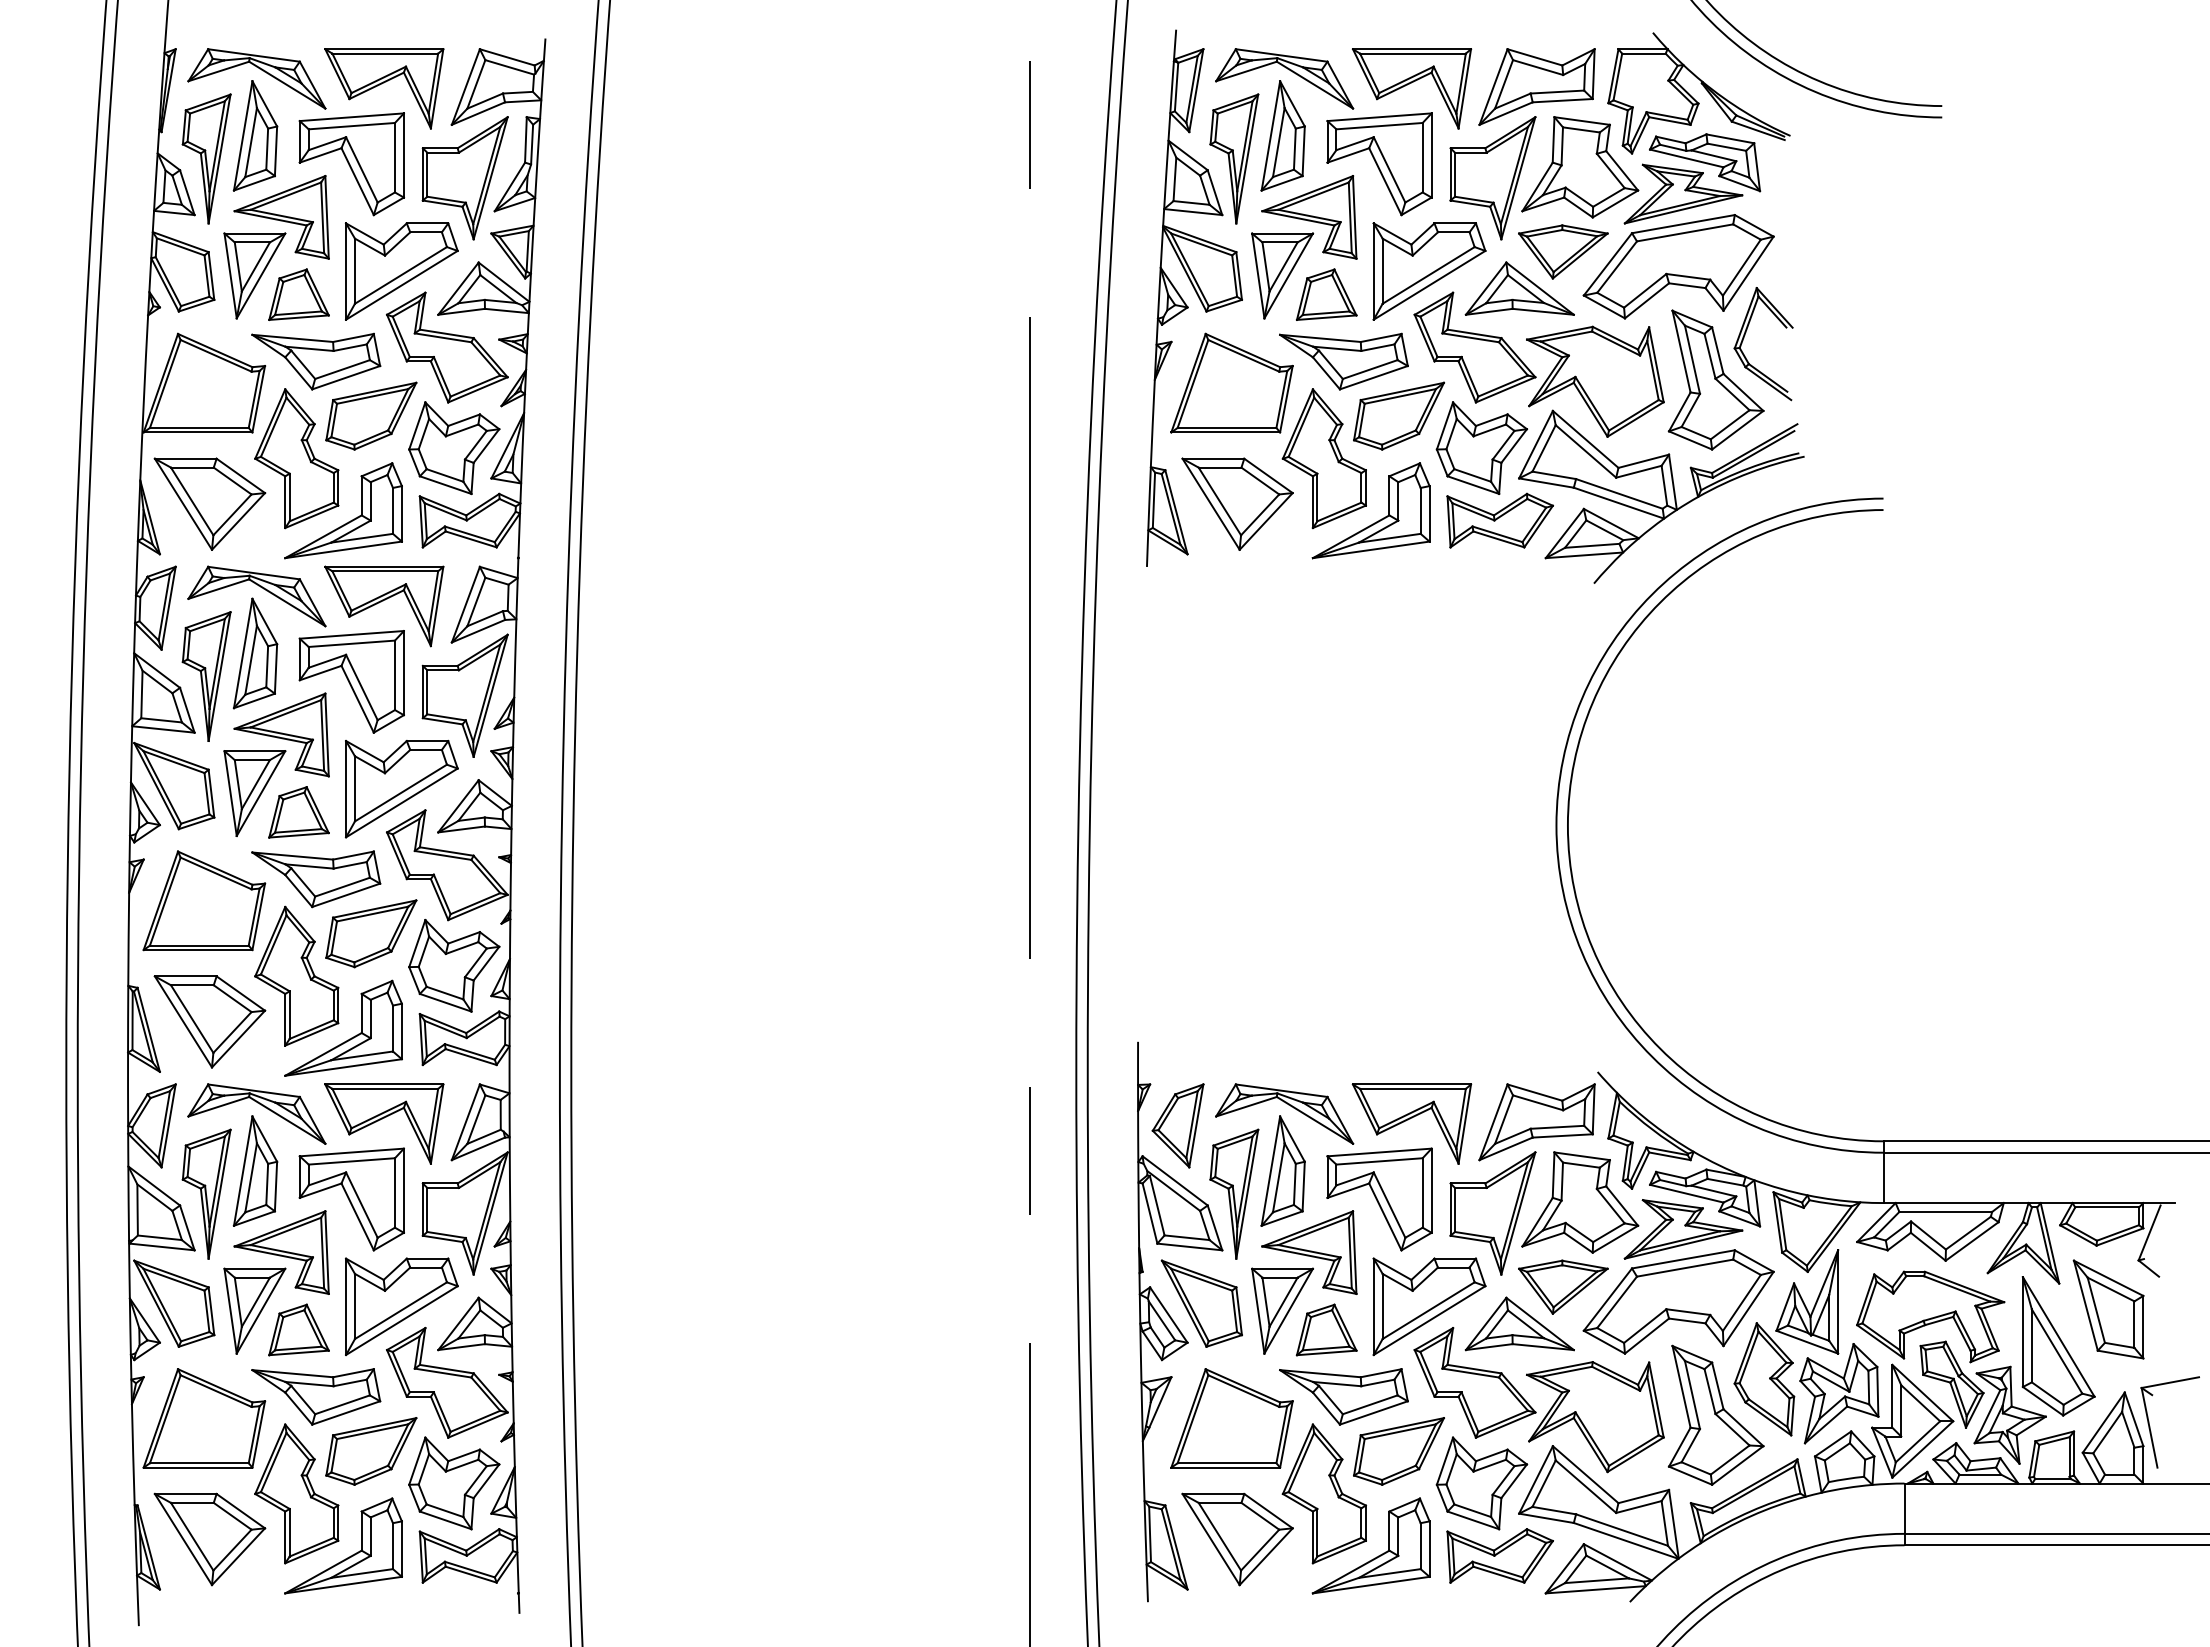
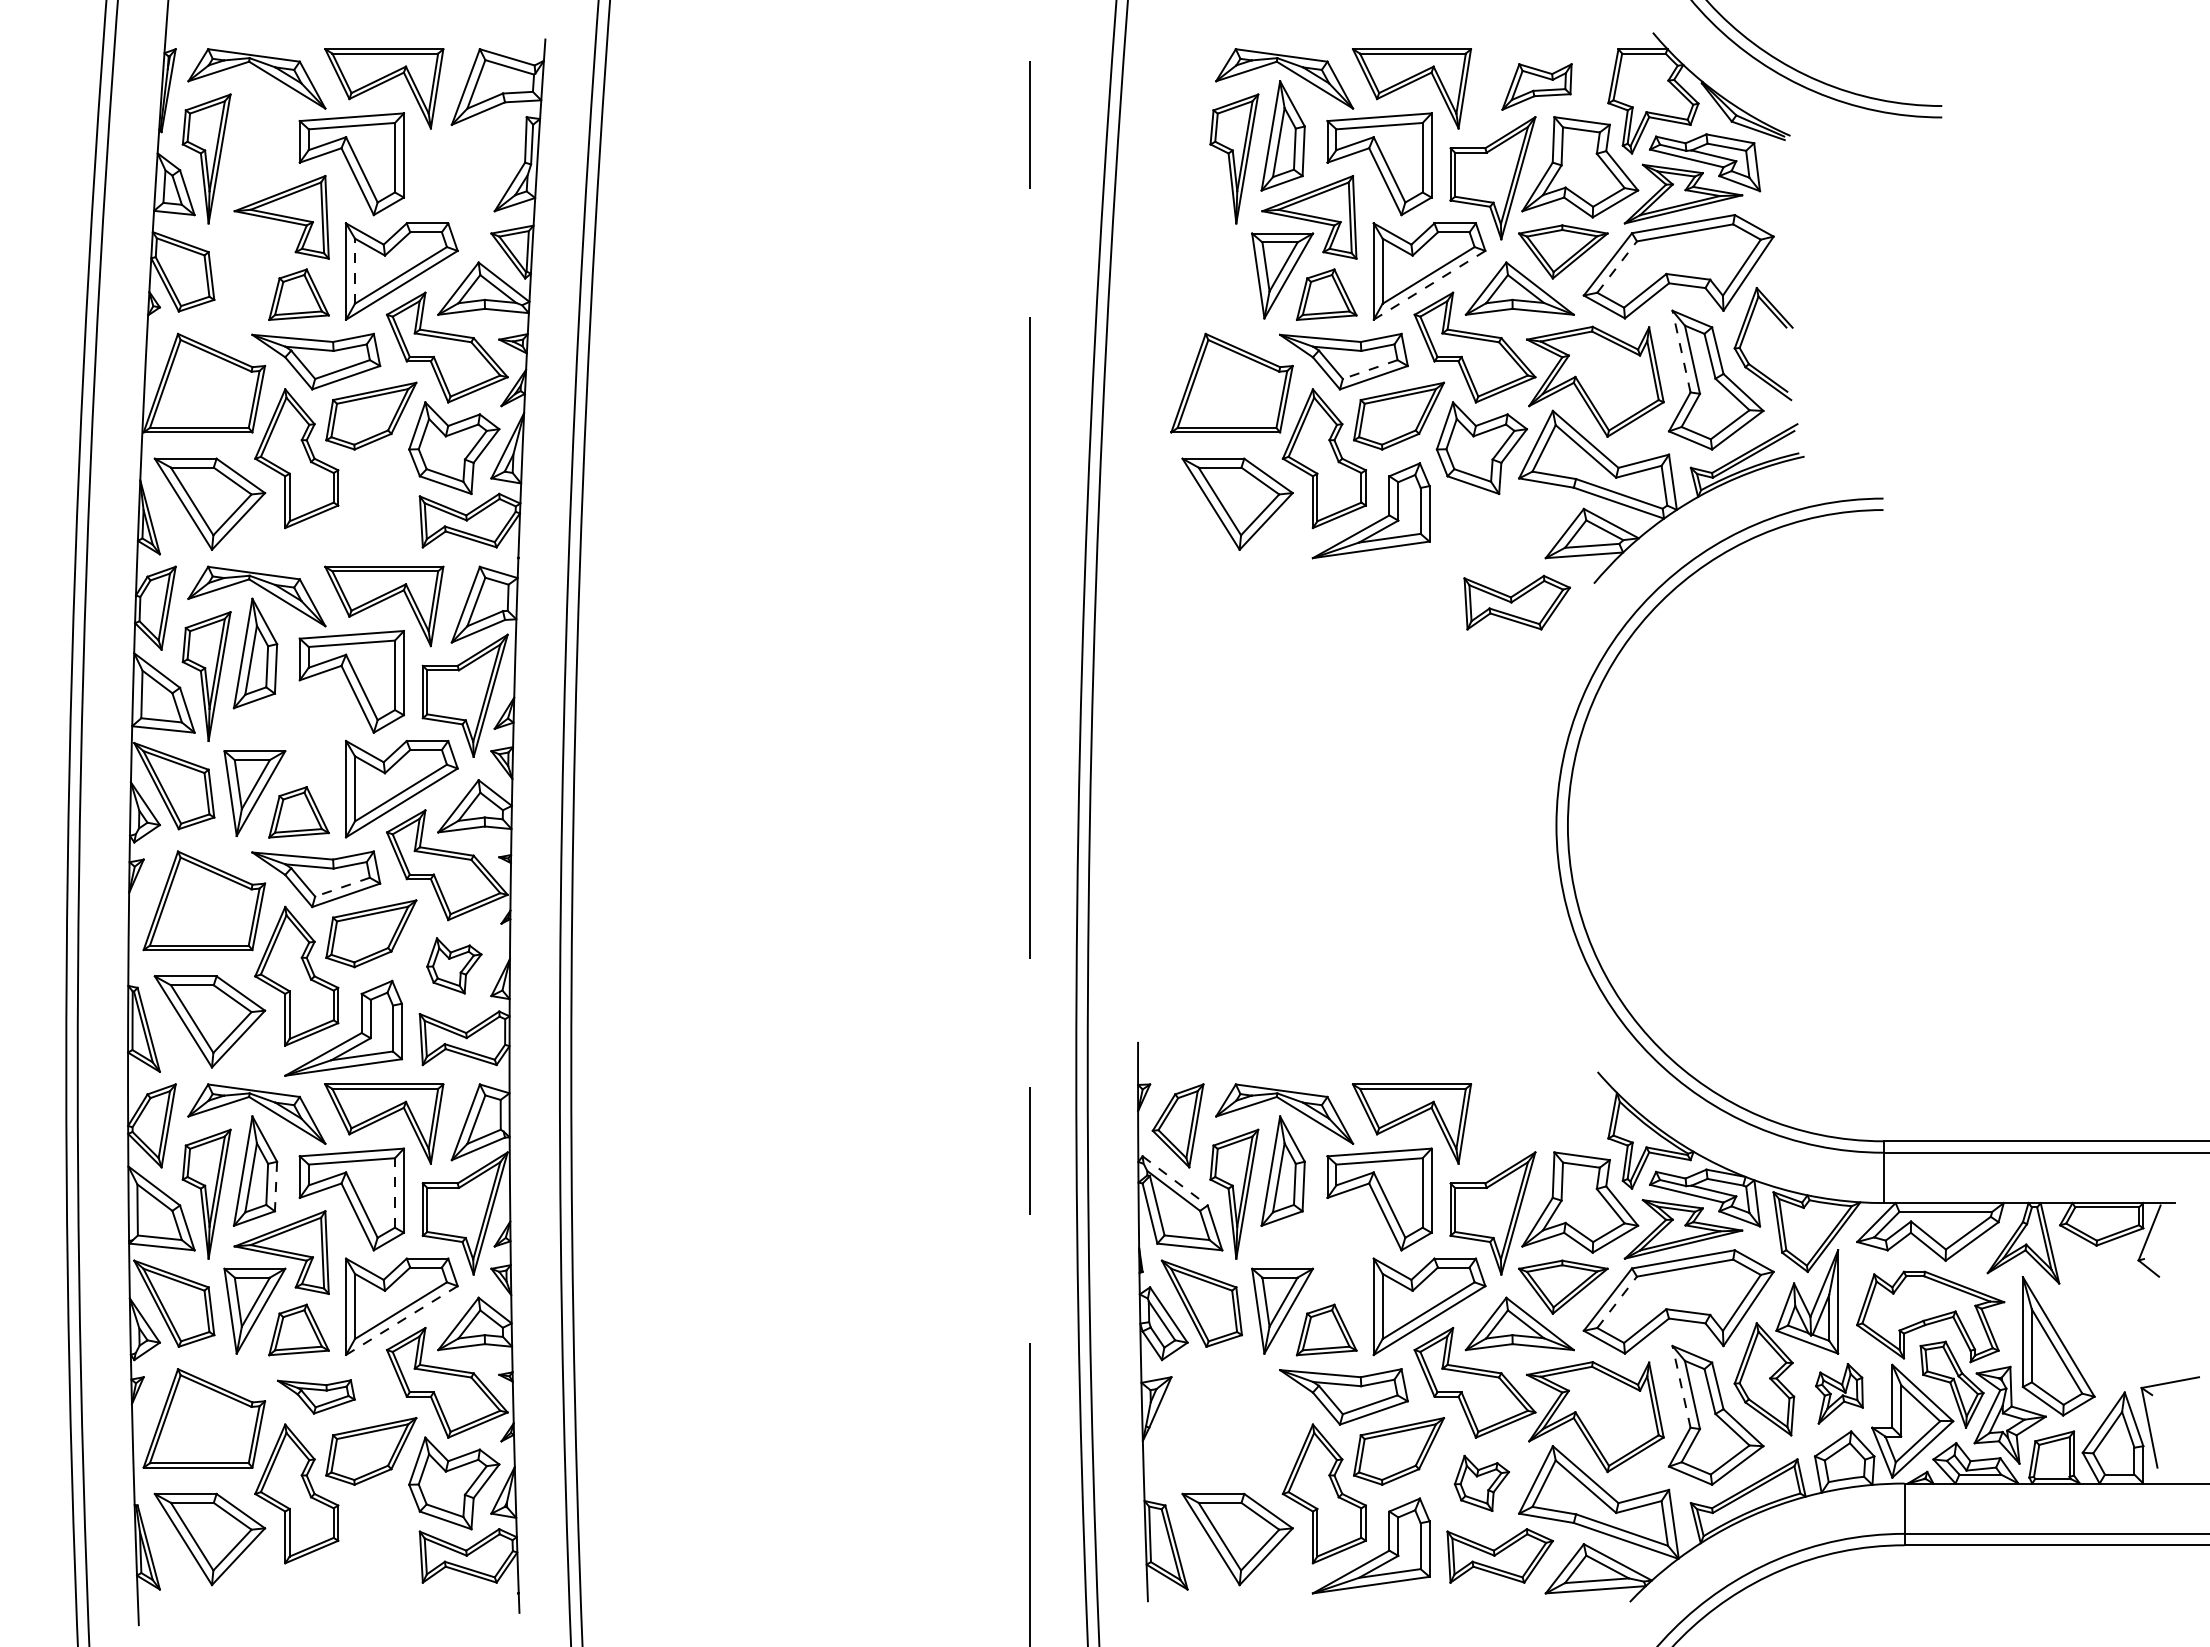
part size: 118x78 px -> 72x48 px (1536, 86)
part: present -> none (255, 135)
part: present -> none (464, 178)
line: solid -> dashed (1617, 266)
line: solid -> dashed (354, 271)
part: present -> none (254, 275)
line: solid -> dashed (1429, 285)
part: present -> none (1194, 297)
line: solid -> dashed (1681, 351)
line: solid -> dashed (1370, 369)
part position: (1499, 520) -> (1516, 602) (1516, 602)
part: present -> none (348, 521)
part: present -> none (281, 734)
line: solid -> dashed (342, 887)
part size: 93x94 px -> 57x58 px (454, 965)
part: present -> none (1536, 1122)
line: solid -> dashed (1175, 1180)
line: solid -> dashed (276, 1186)
line: solid -> dashed (395, 1192)
part: present -> none (1309, 1252)
line: solid -> dashed (1617, 1301)
part: present -> none (2108, 1309)
line: solid -> dashed (401, 1320)
line: solid -> dashed (1681, 1386)
part size: 81x102 px -> 49x62 px (1839, 1393)
part size: 131x58 px -> 79x36 px (316, 1396)
part: present -> none (1231, 1418)
part size: 94x95 px -> 58x58 px (1481, 1482)
part: present -> none (350, 1555)
